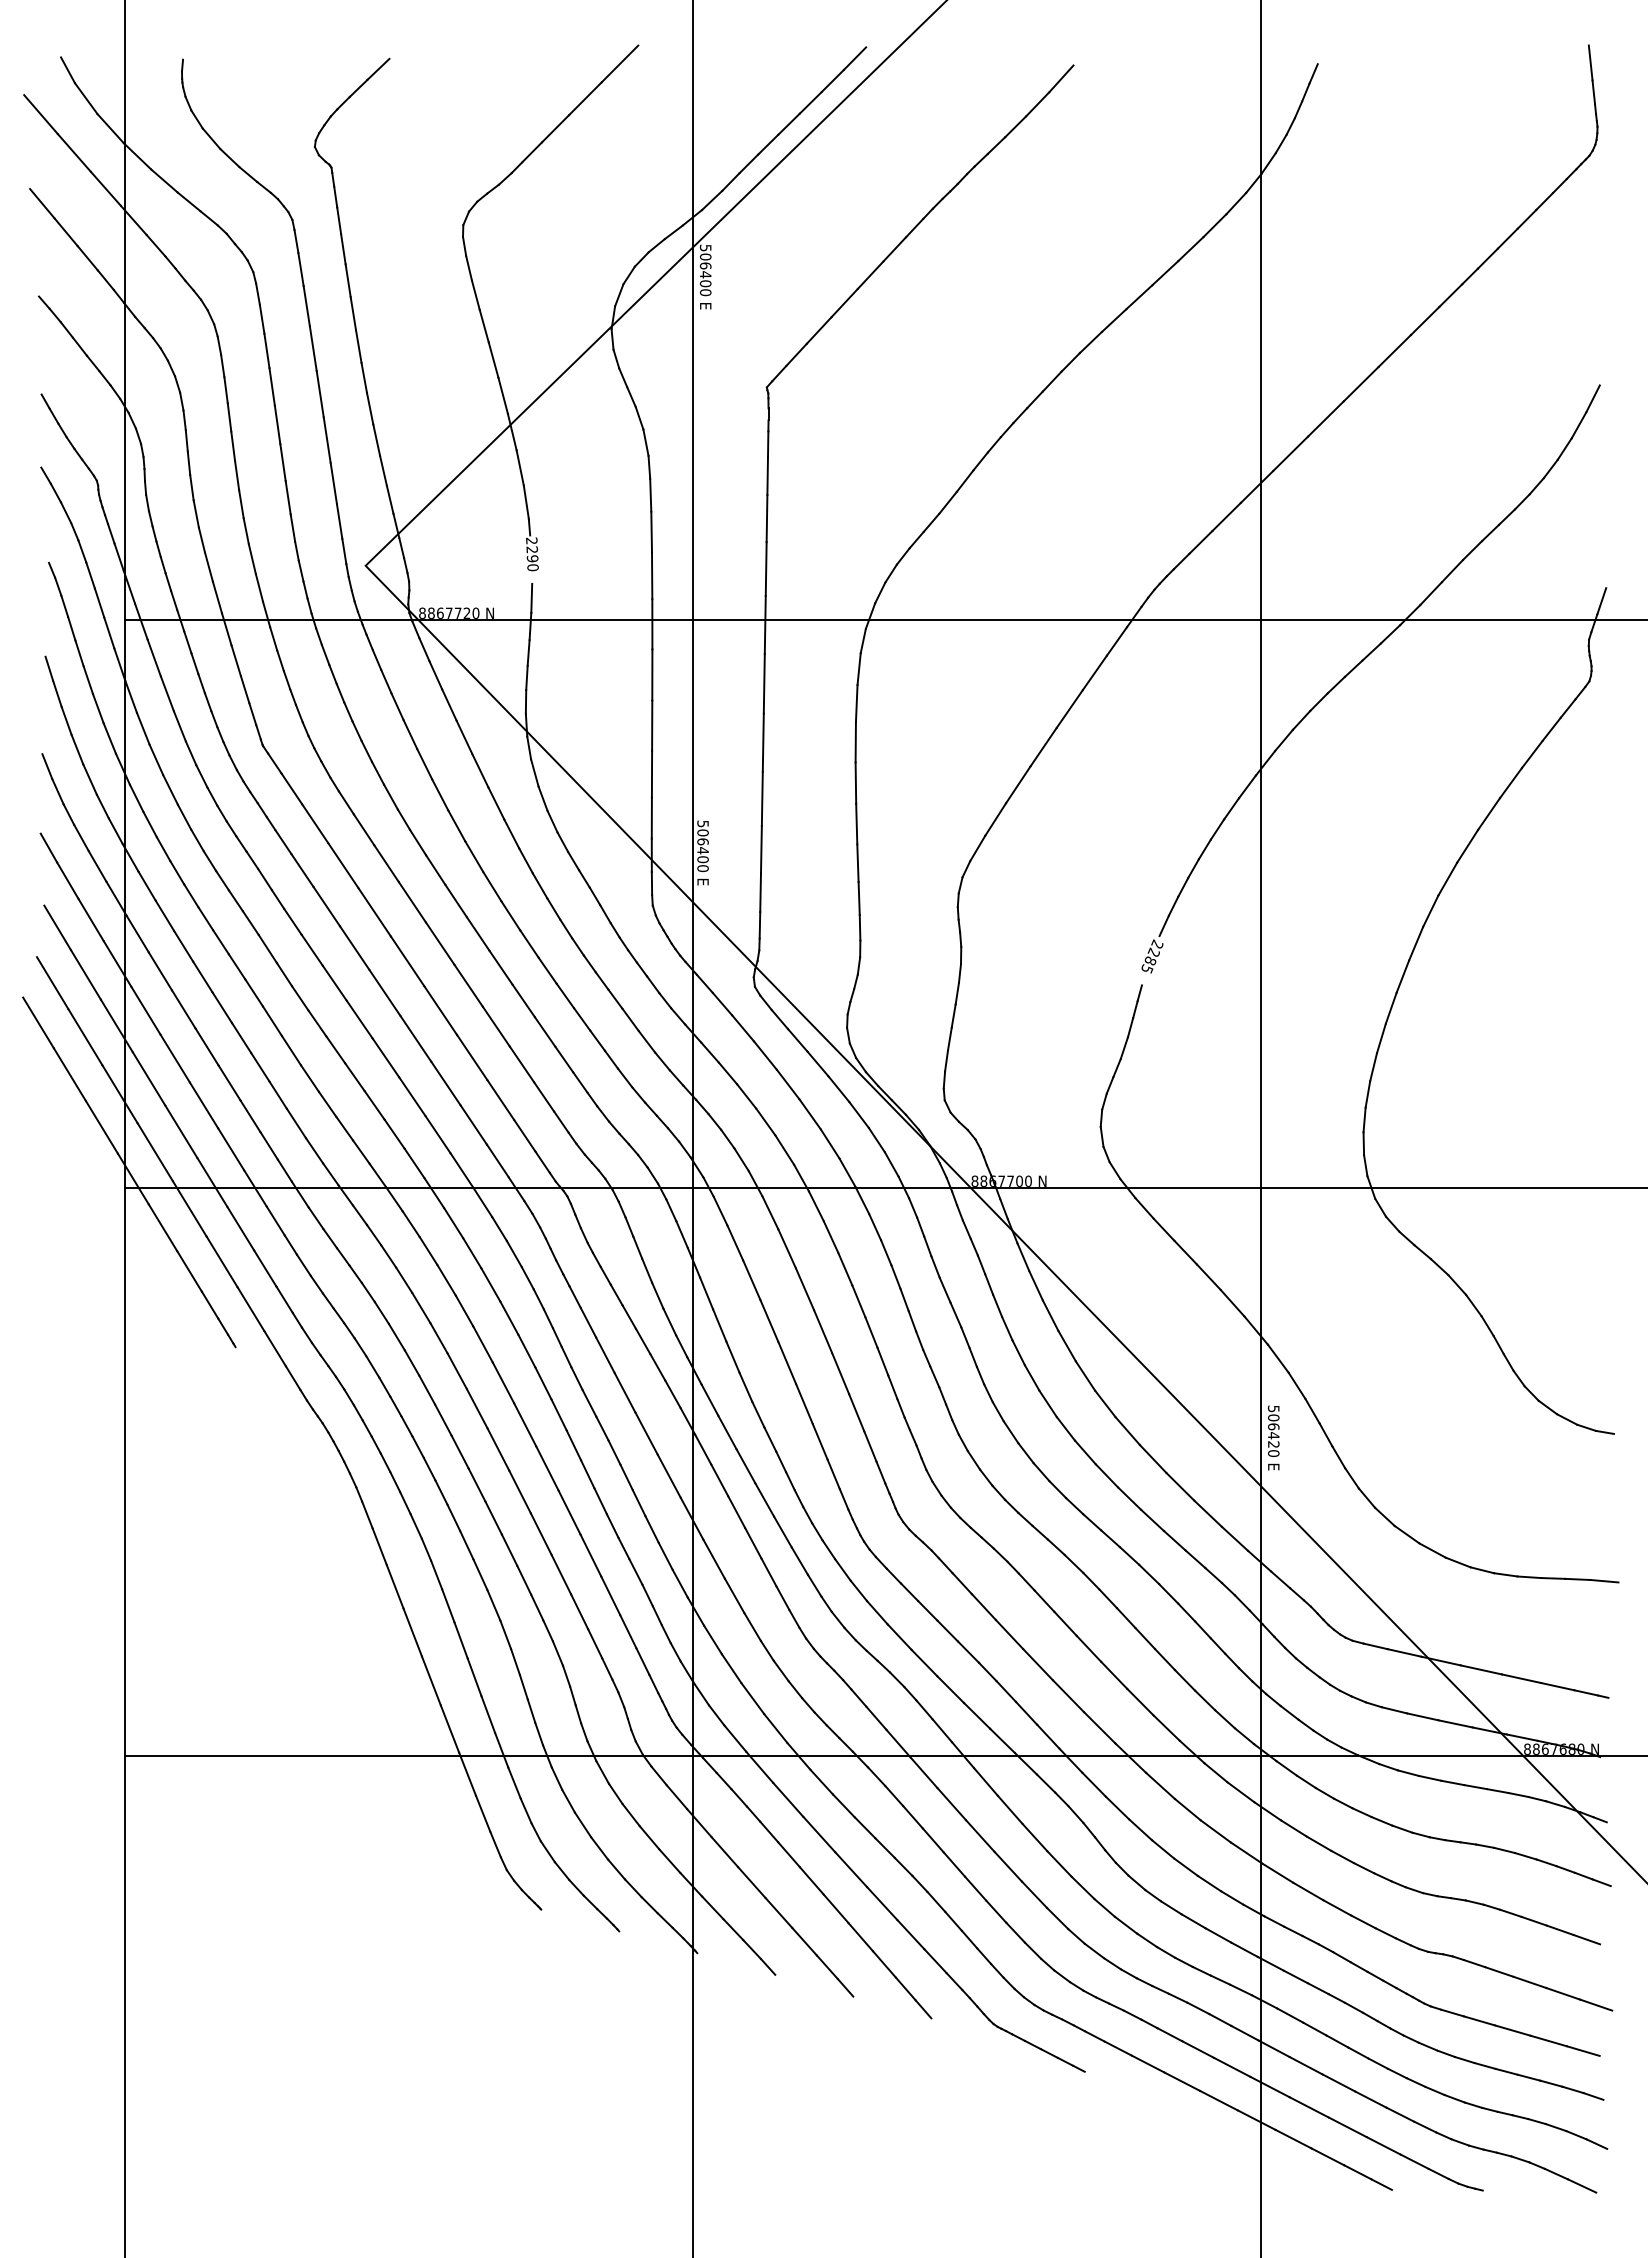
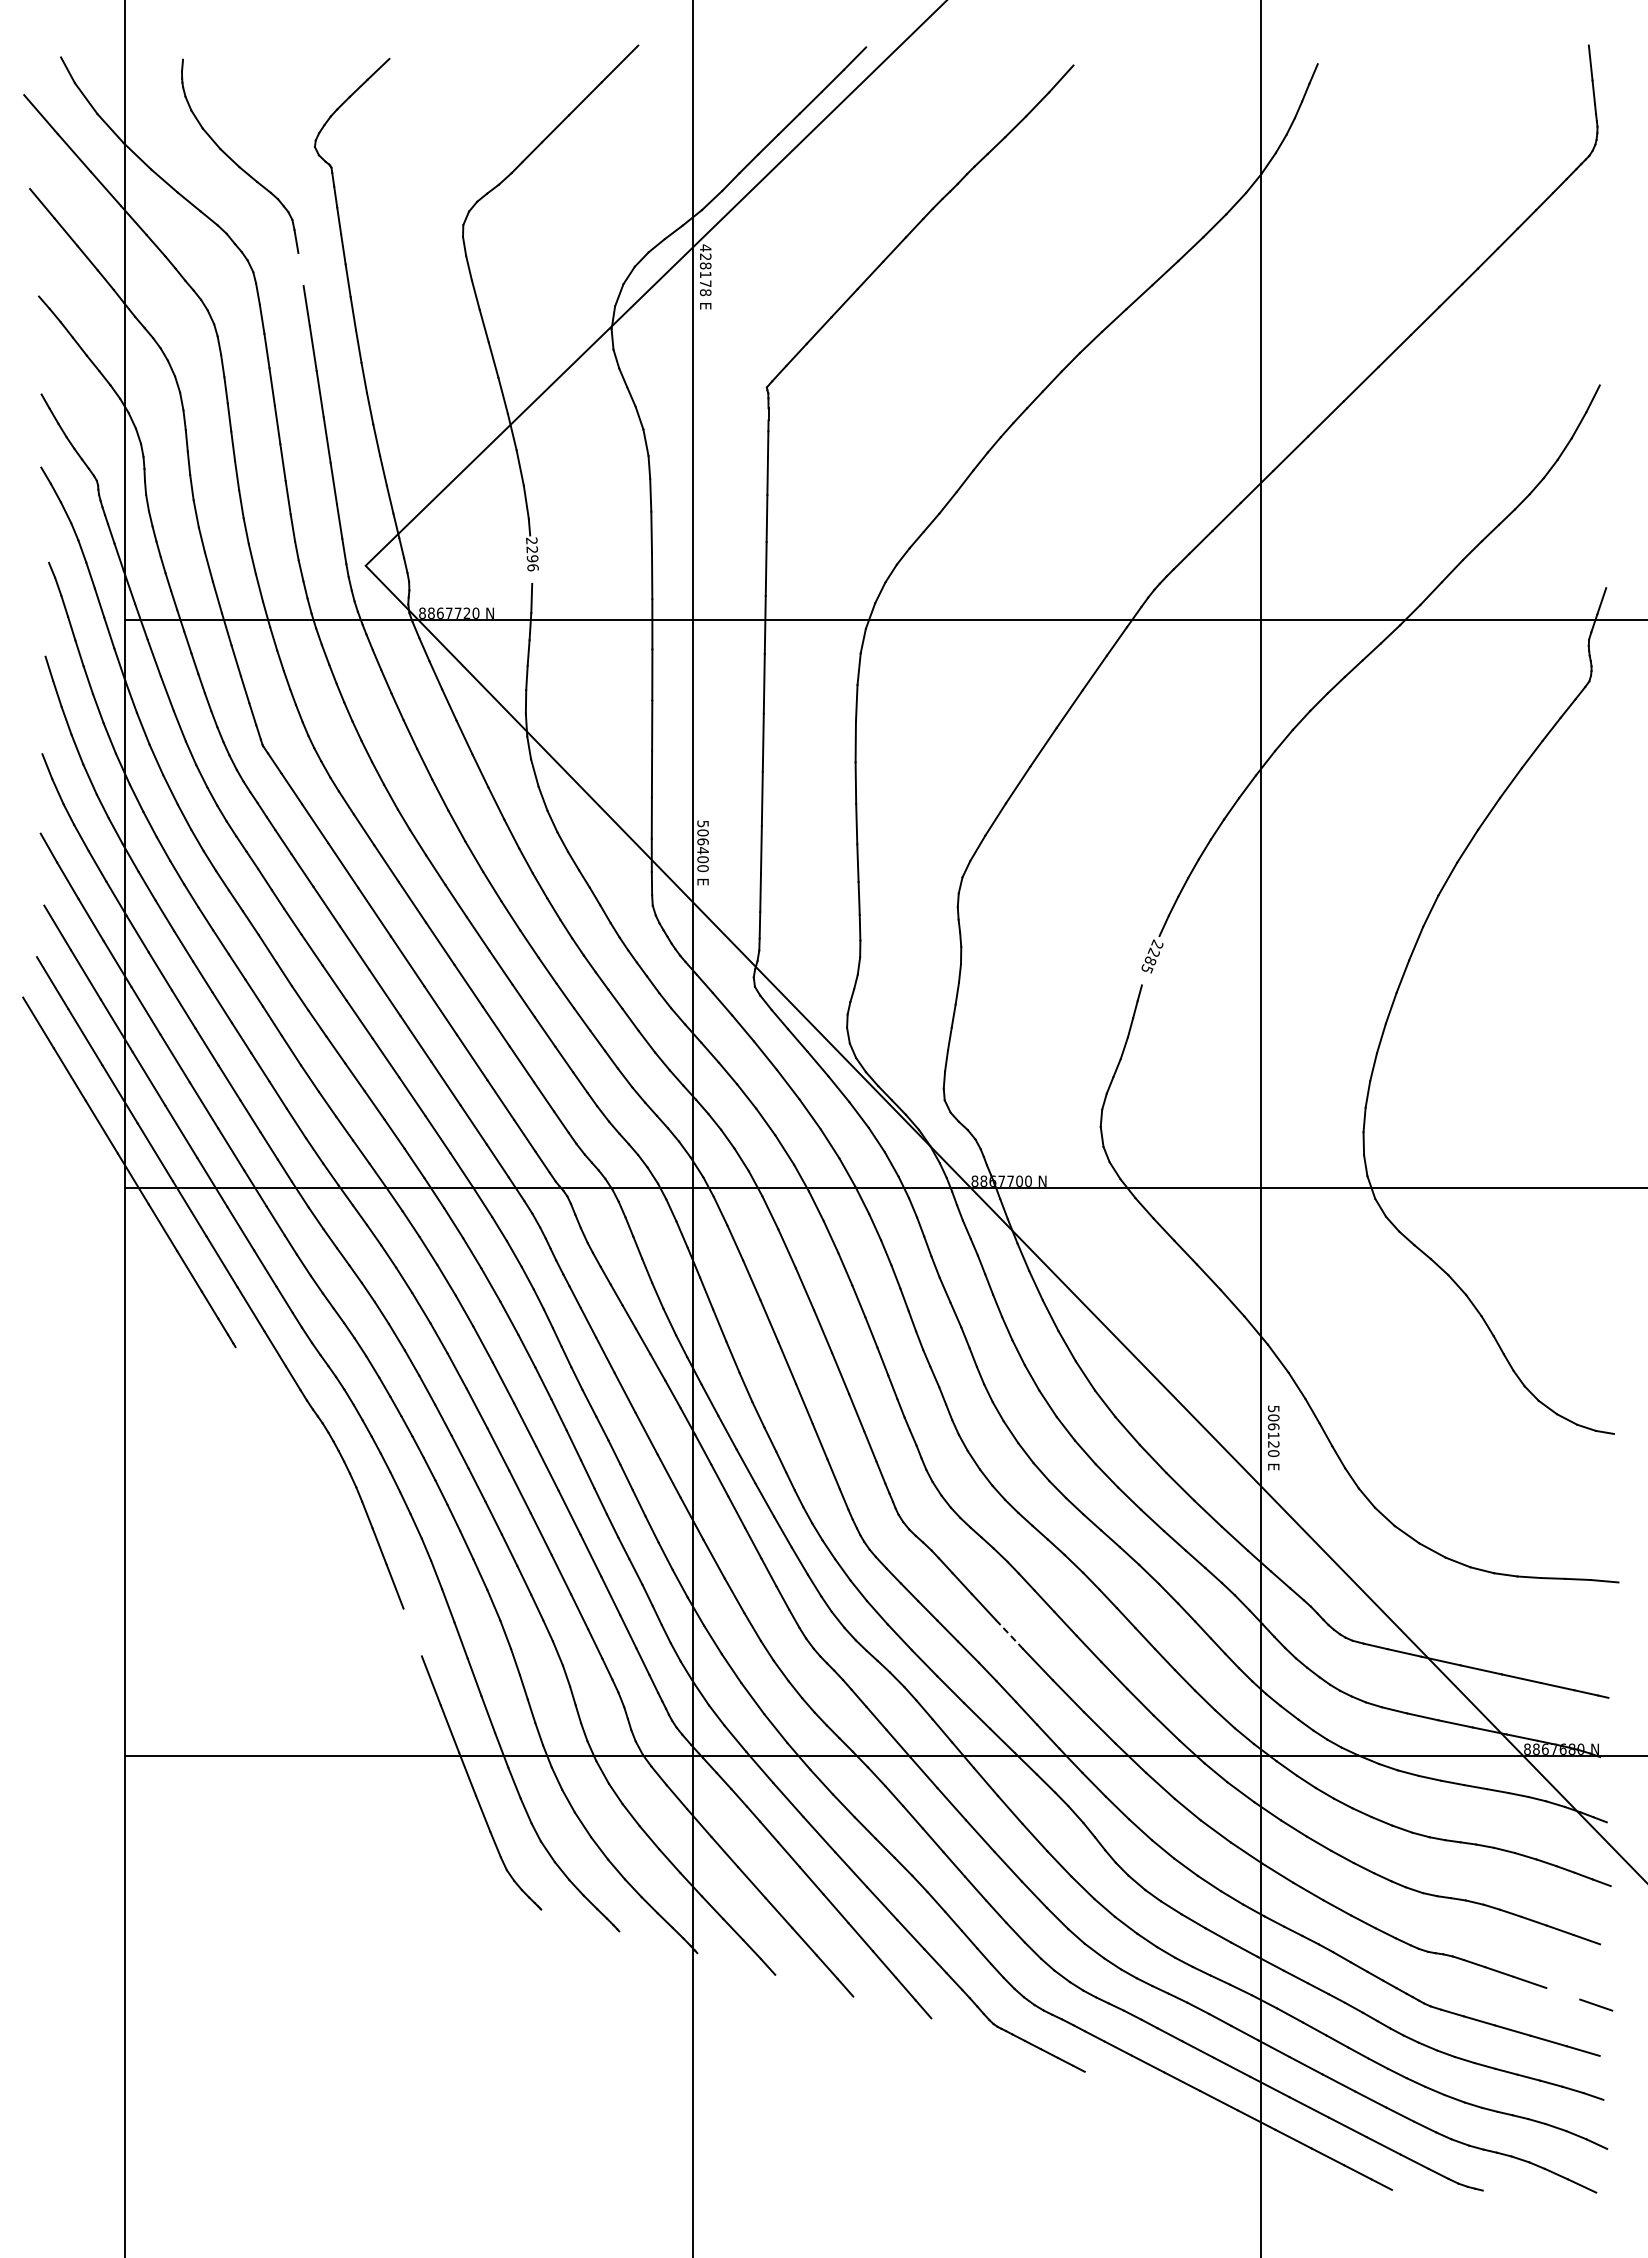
line: present -> none (300, 269)
text: 506400 -> 428178 (705, 270)
text: 2290 -> 2296 (532, 567)
text: 506420 -> 506120 (1273, 1435)
line: present -> none (412, 1632)
line: solid -> dashed (1009, 1634)
line: present -> none (1563, 1993)
